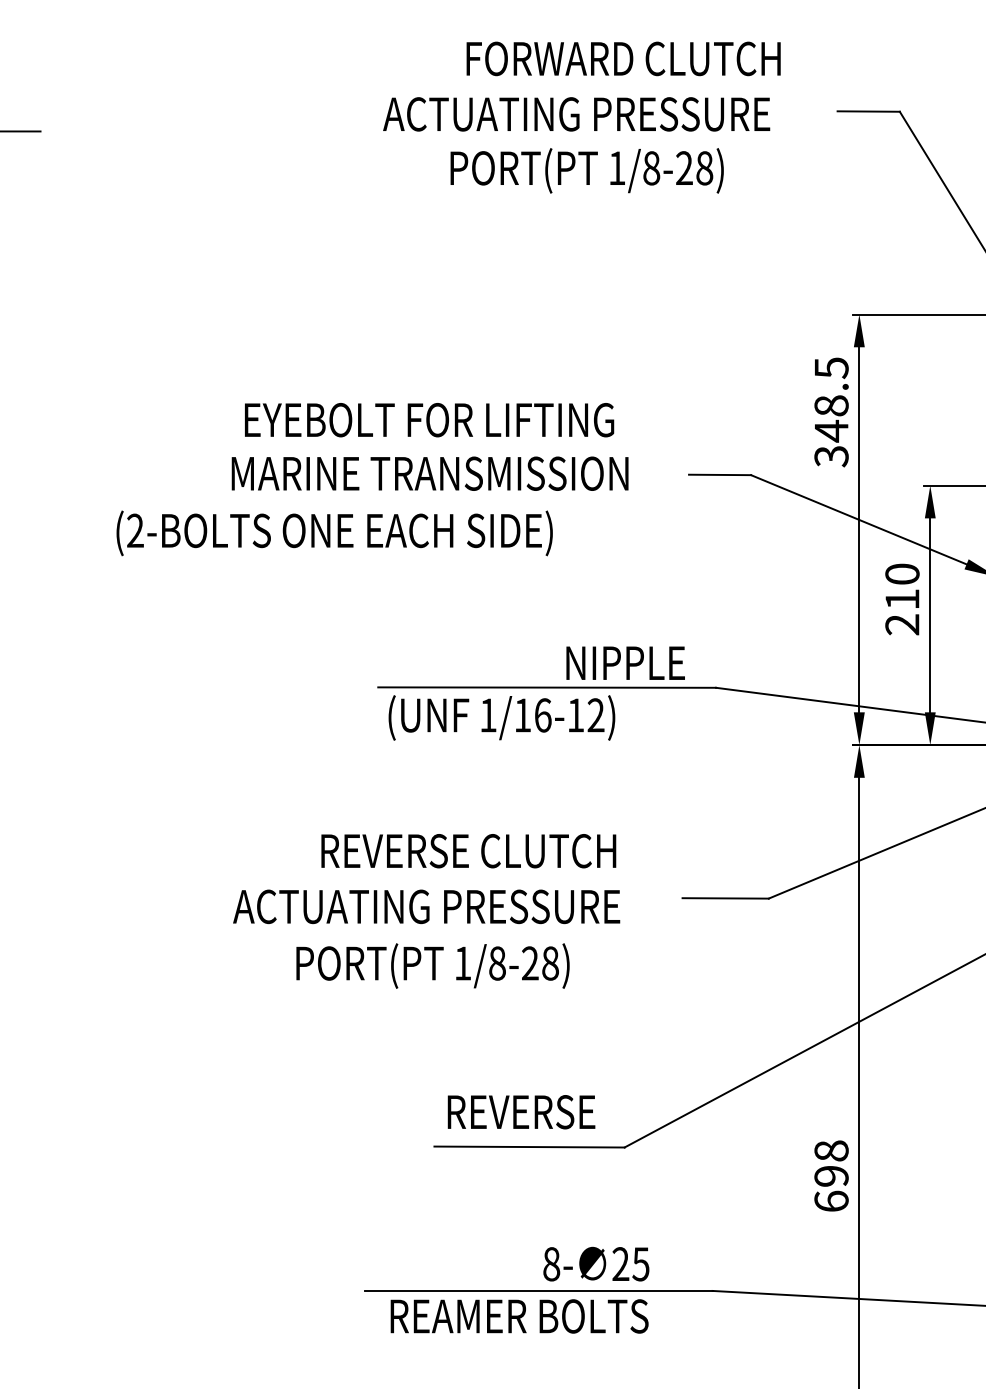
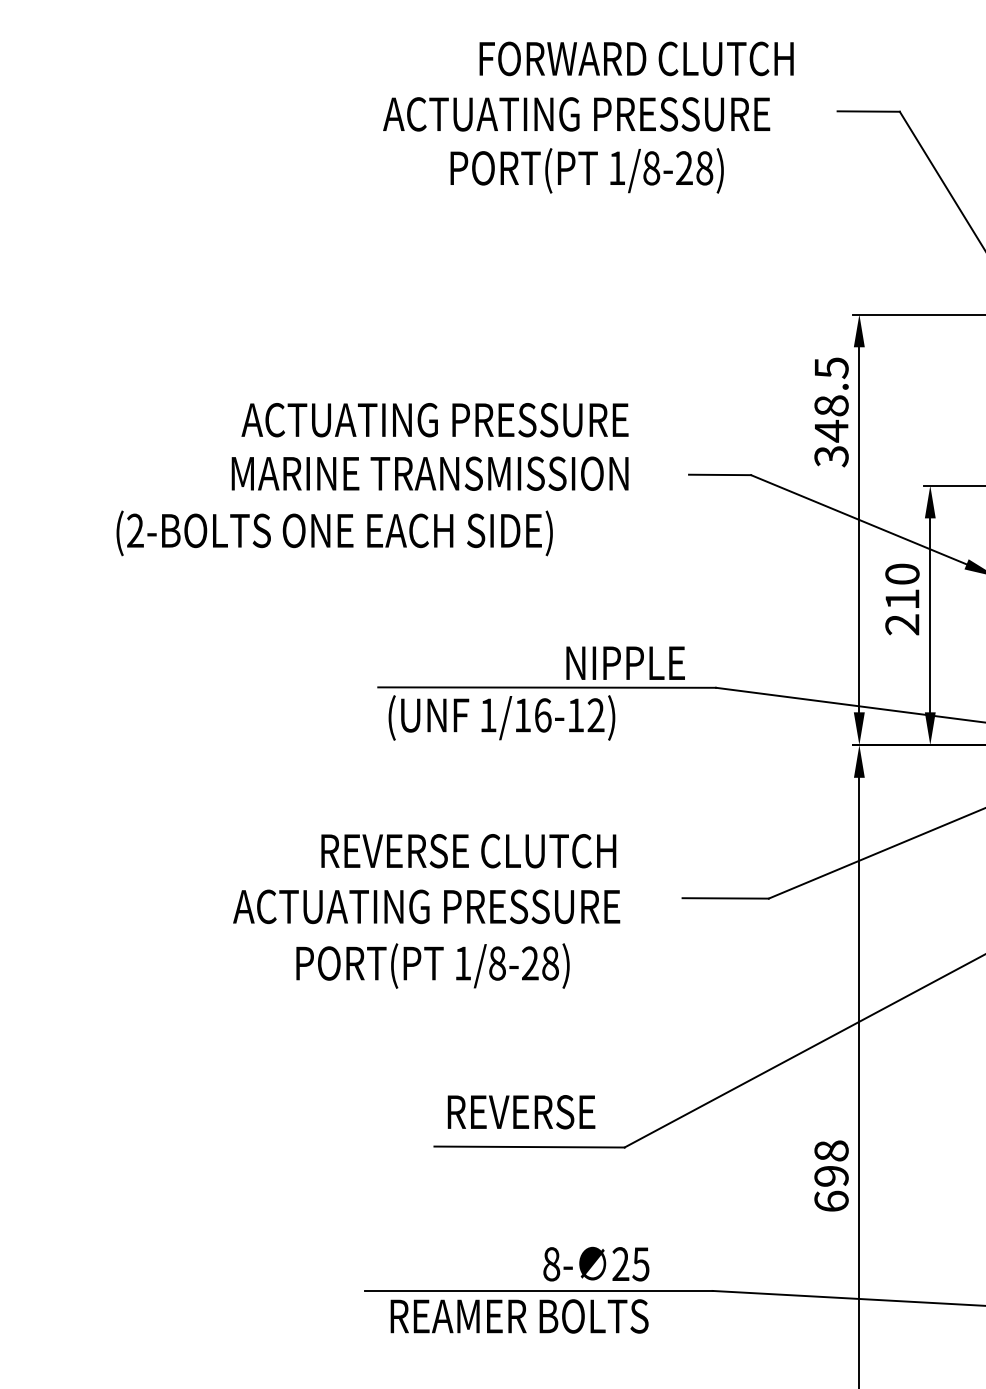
text position: (623, 58) -> (636, 58) (636, 58)
line: present -> none (21, 131)
text: EYEBOLT FOR LIFTING -> ACTUATING PRESSURE (434, 420)
